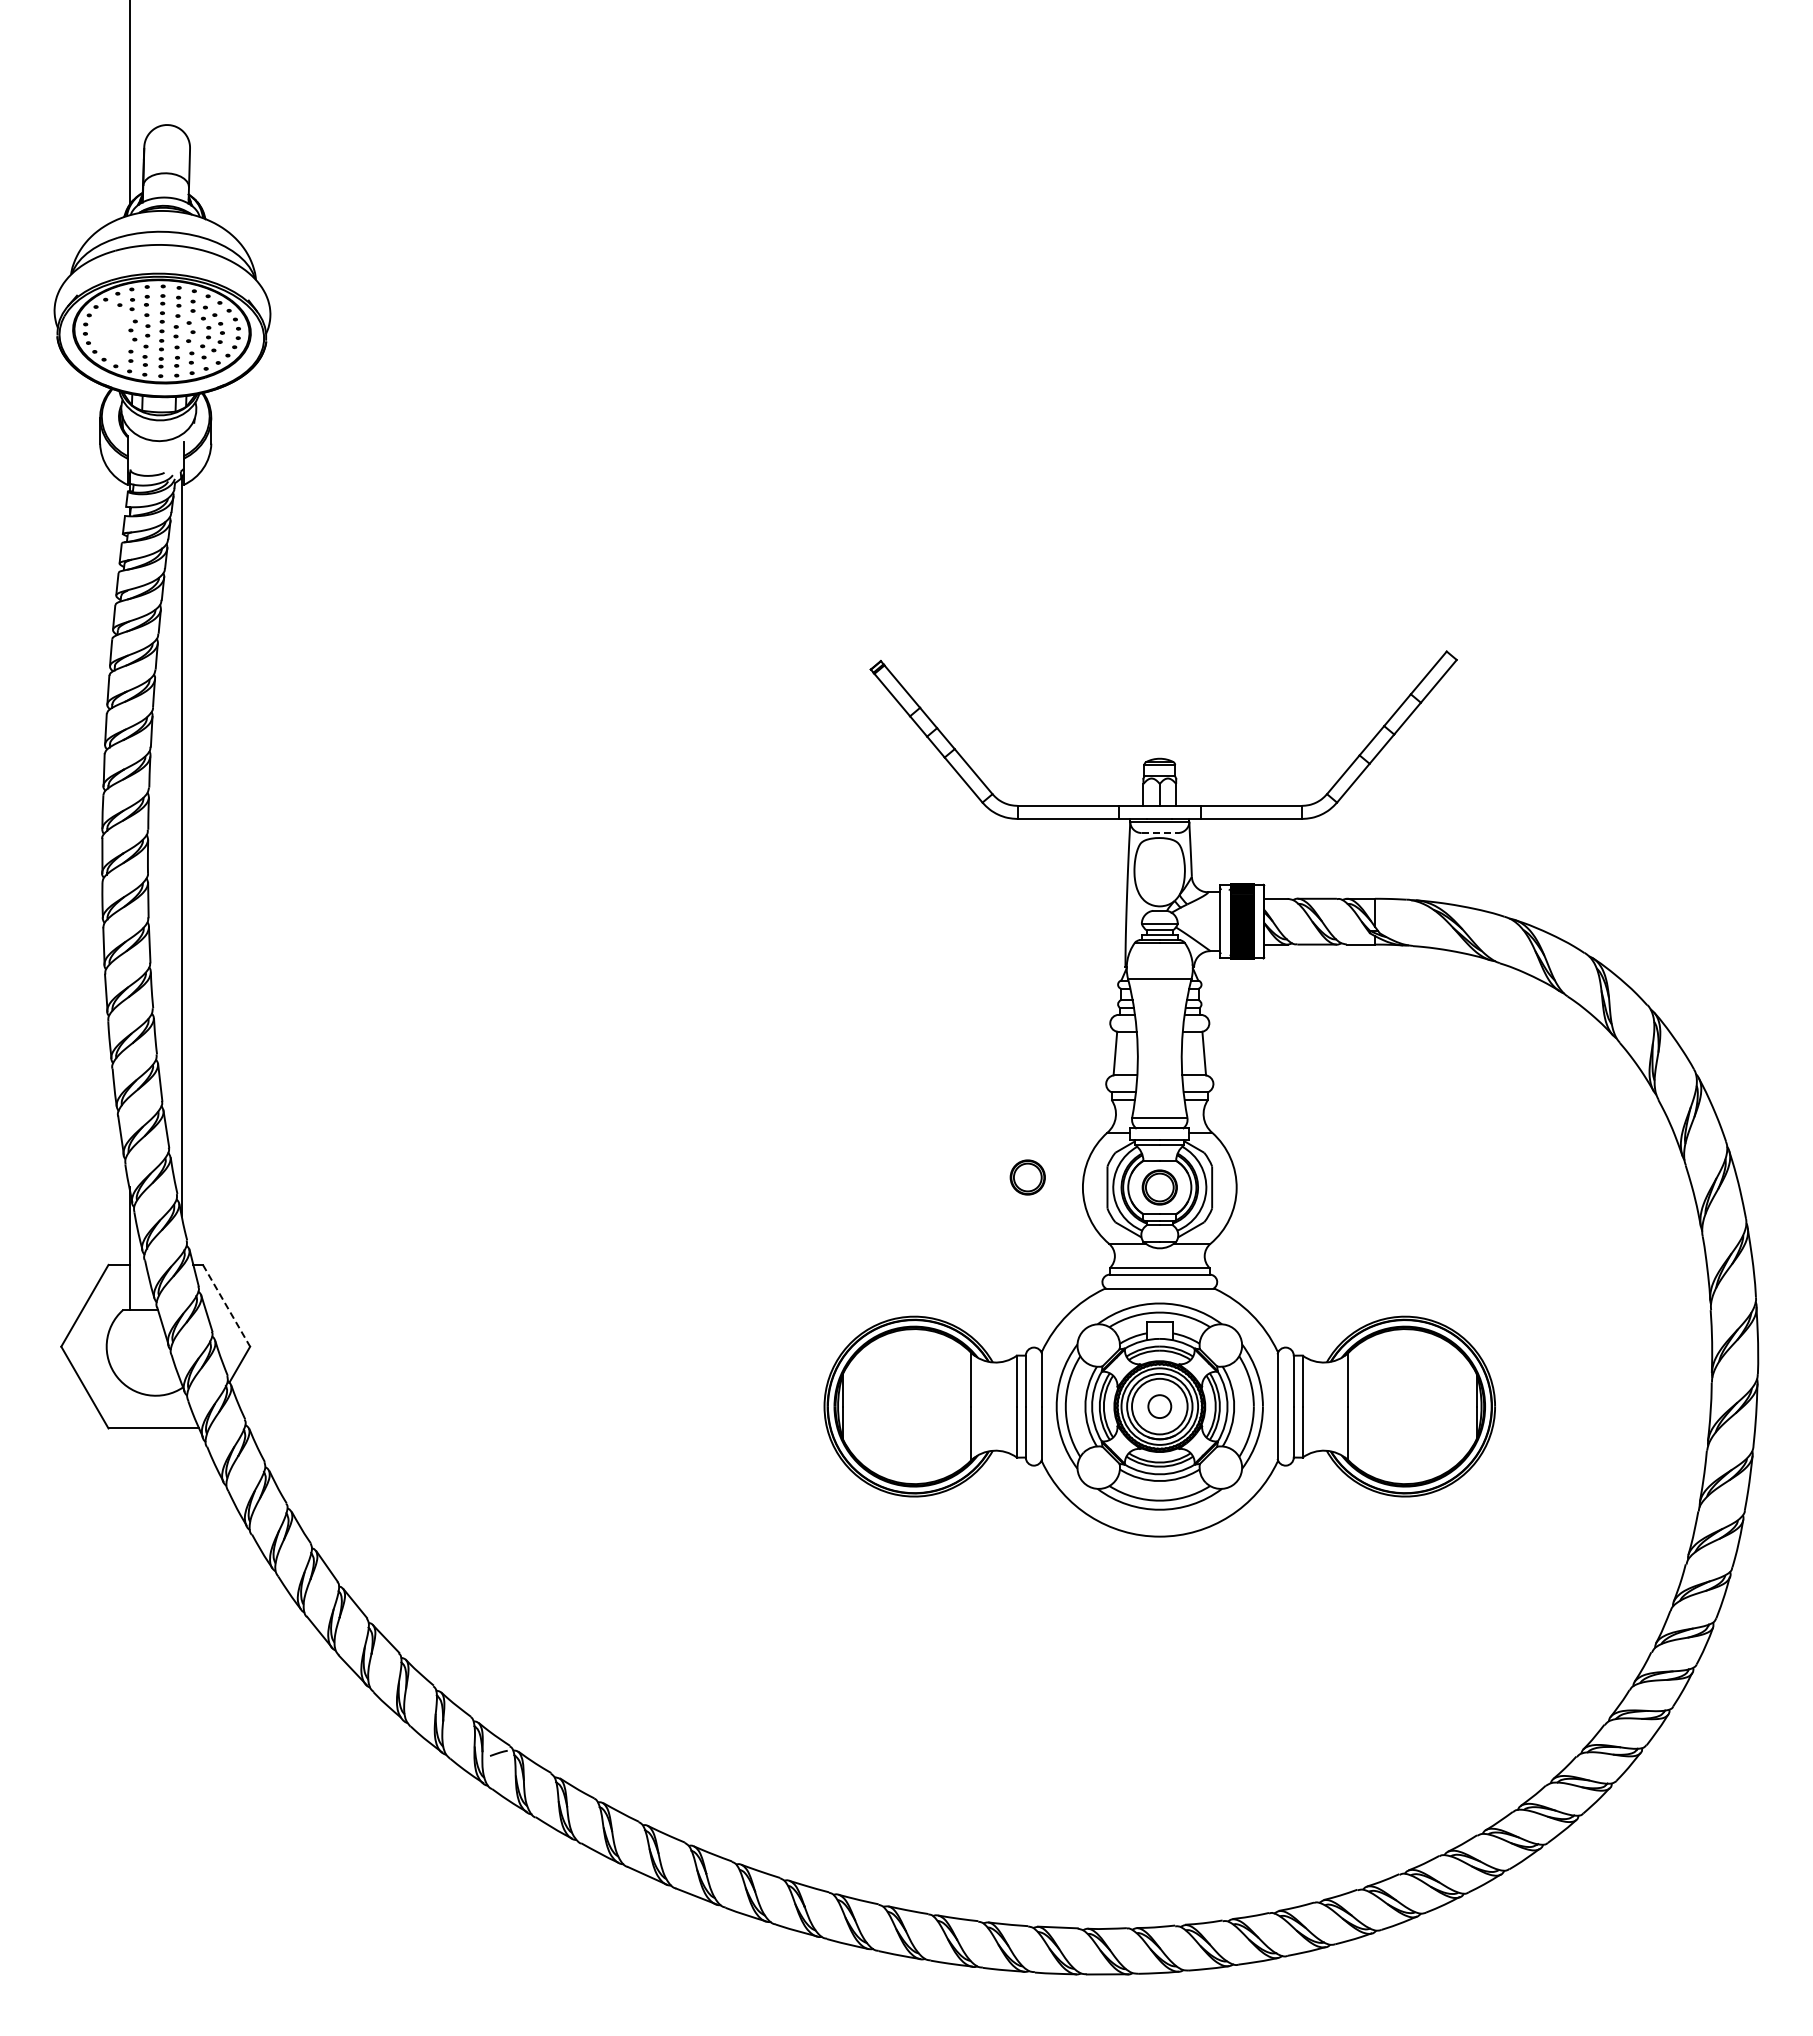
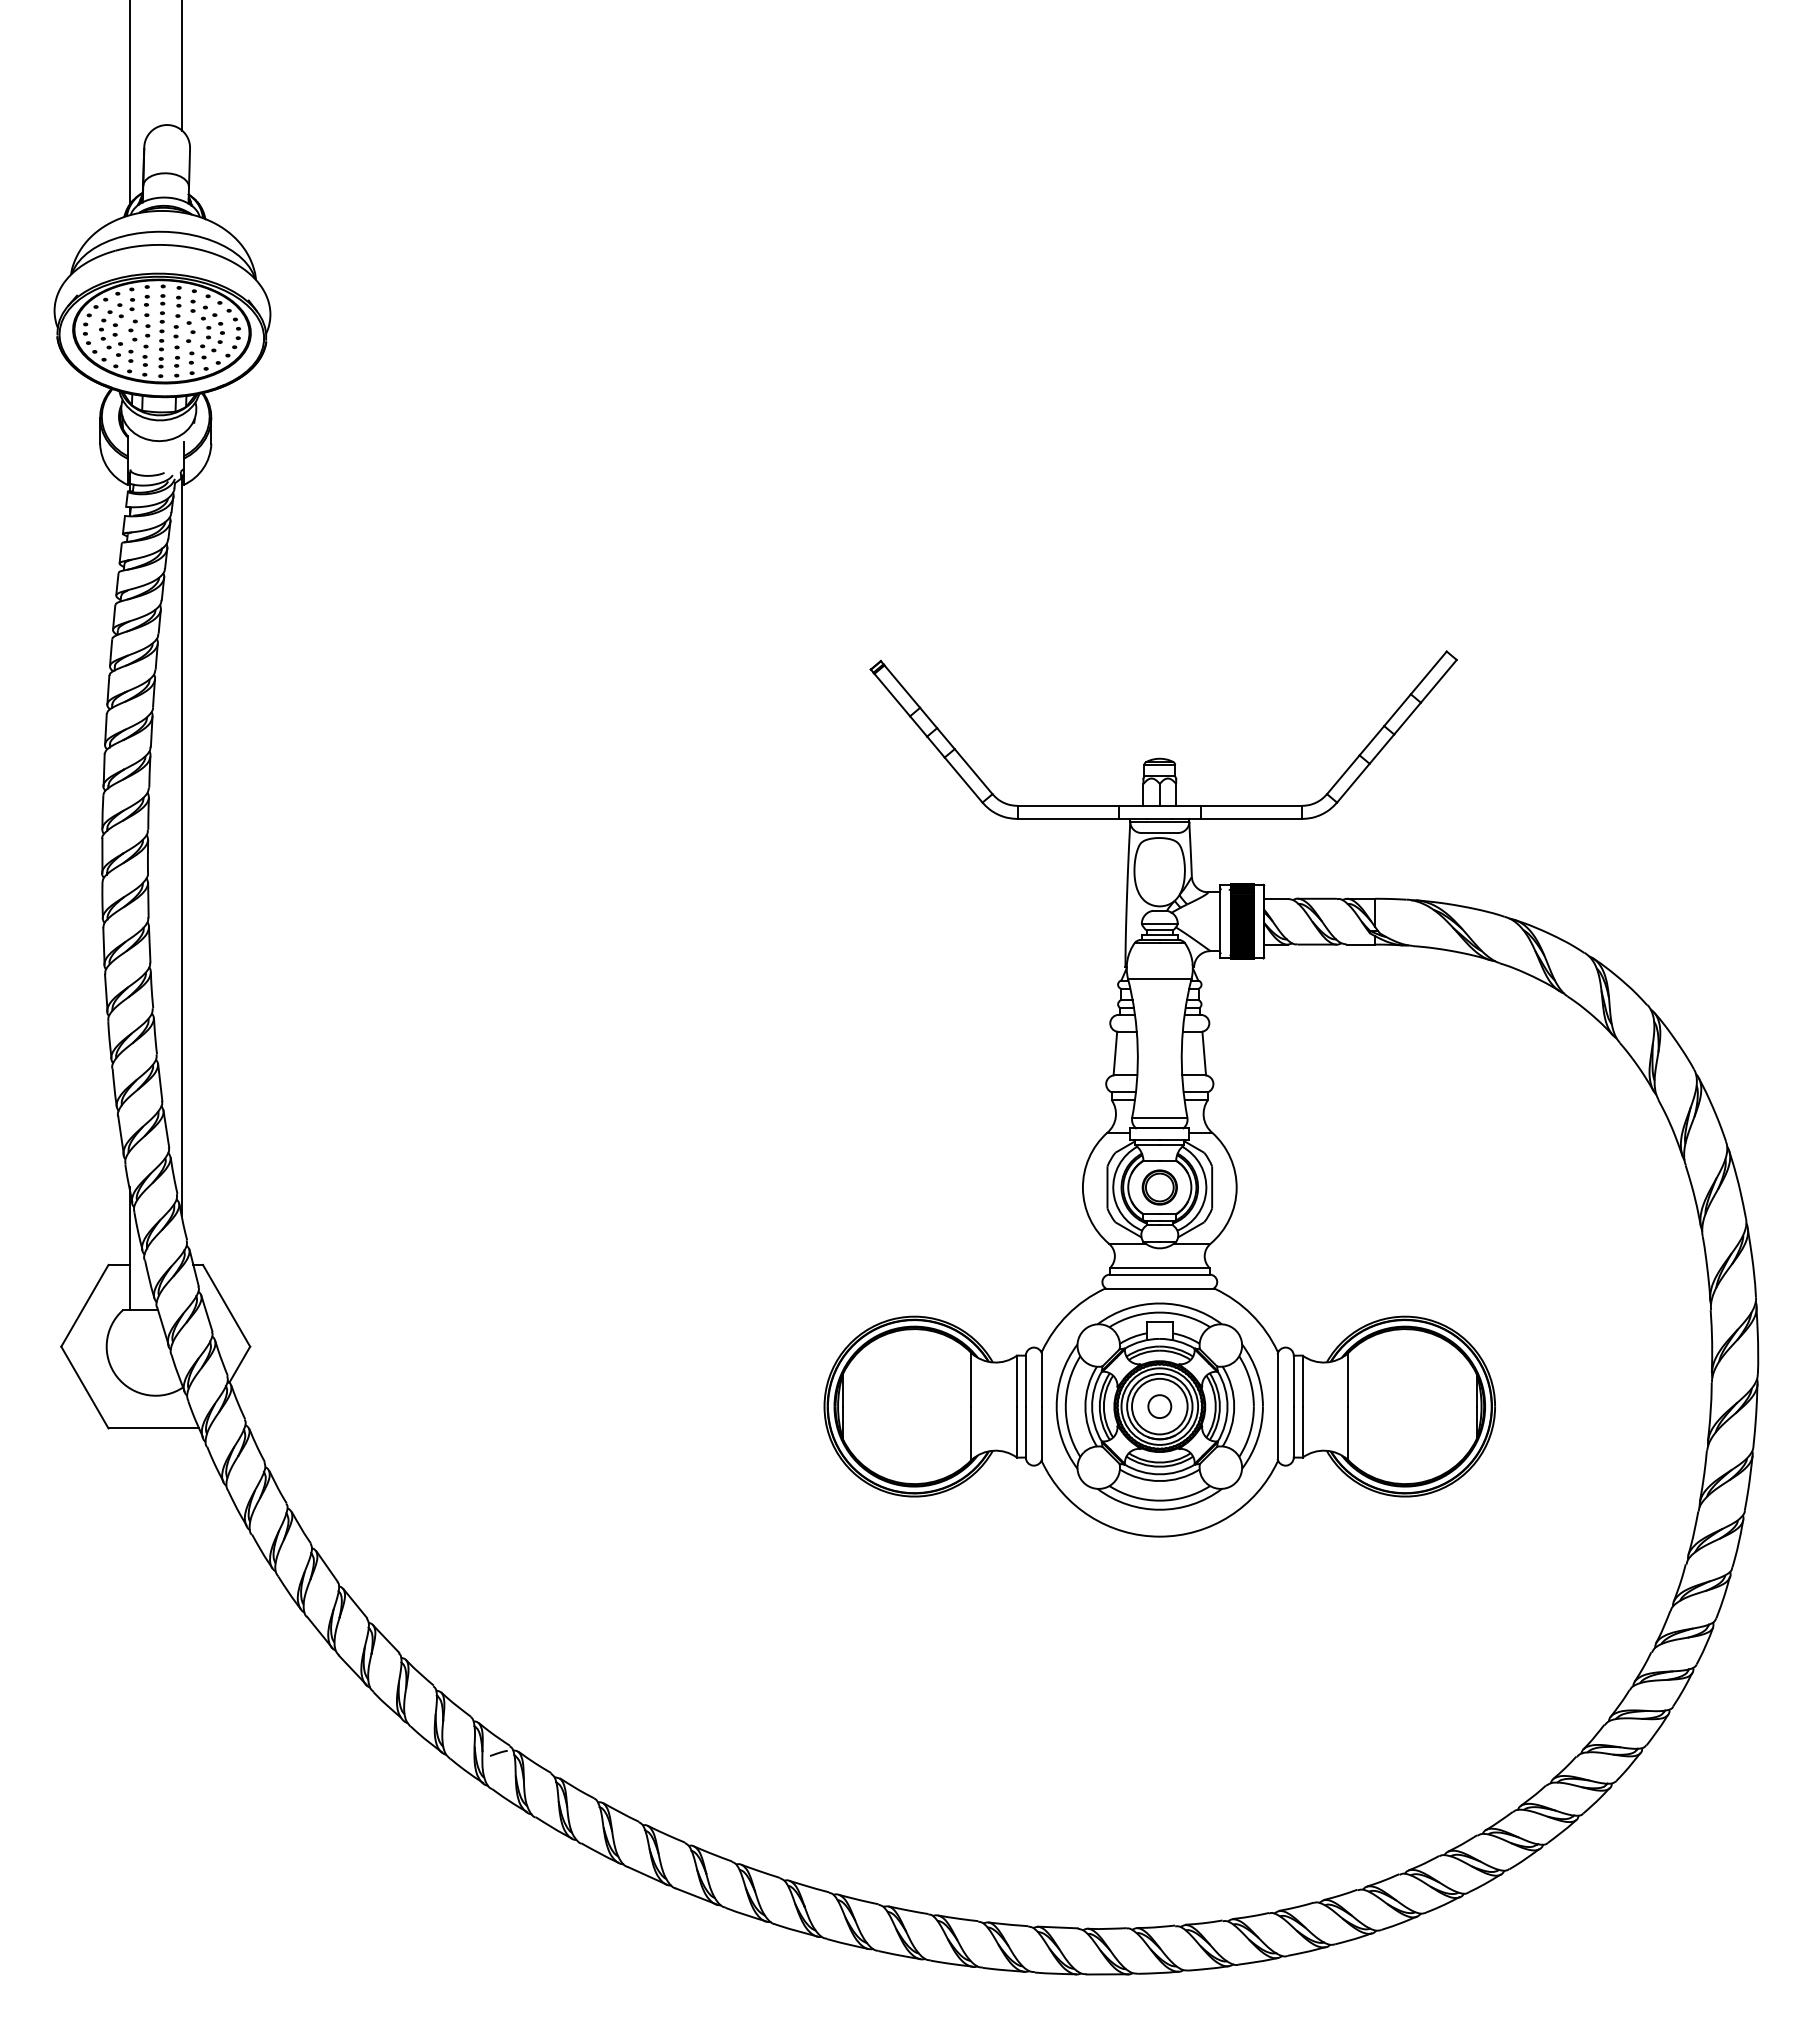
line: none -> present (181, 66)
part: none -> present (111, 333)
line: dashed -> solid (1160, 833)
part: present -> none (1027, 1177)
line: dashed -> solid (226, 1306)
